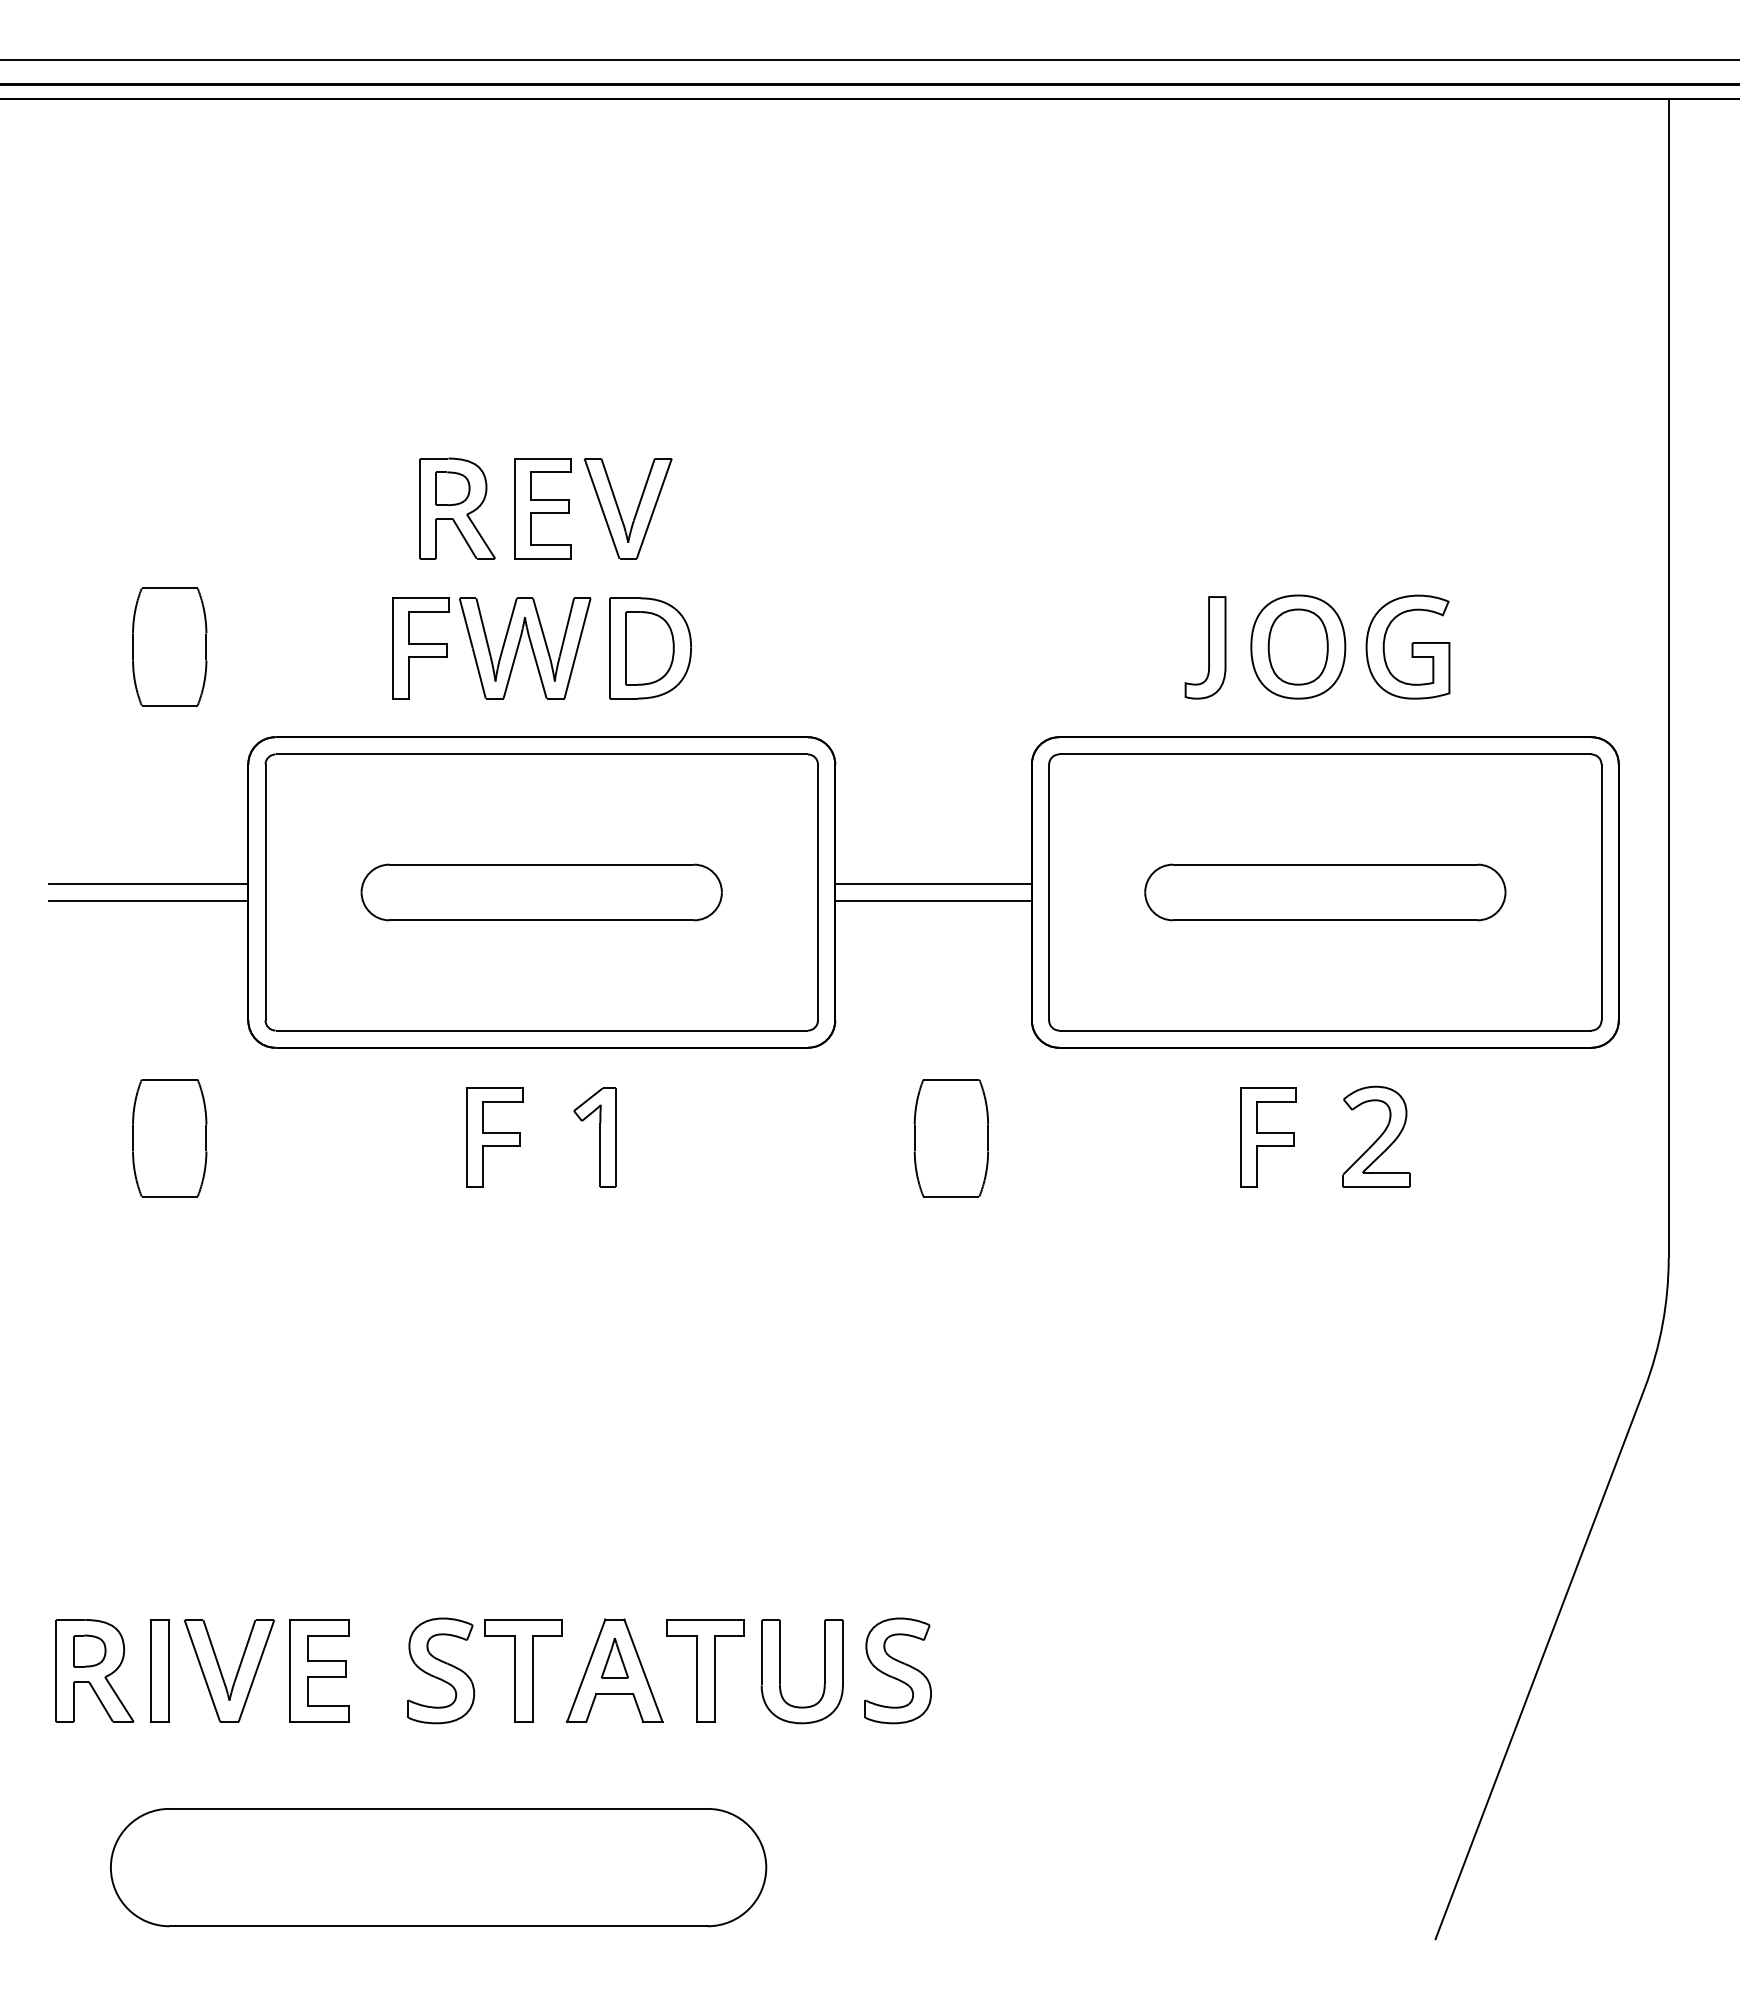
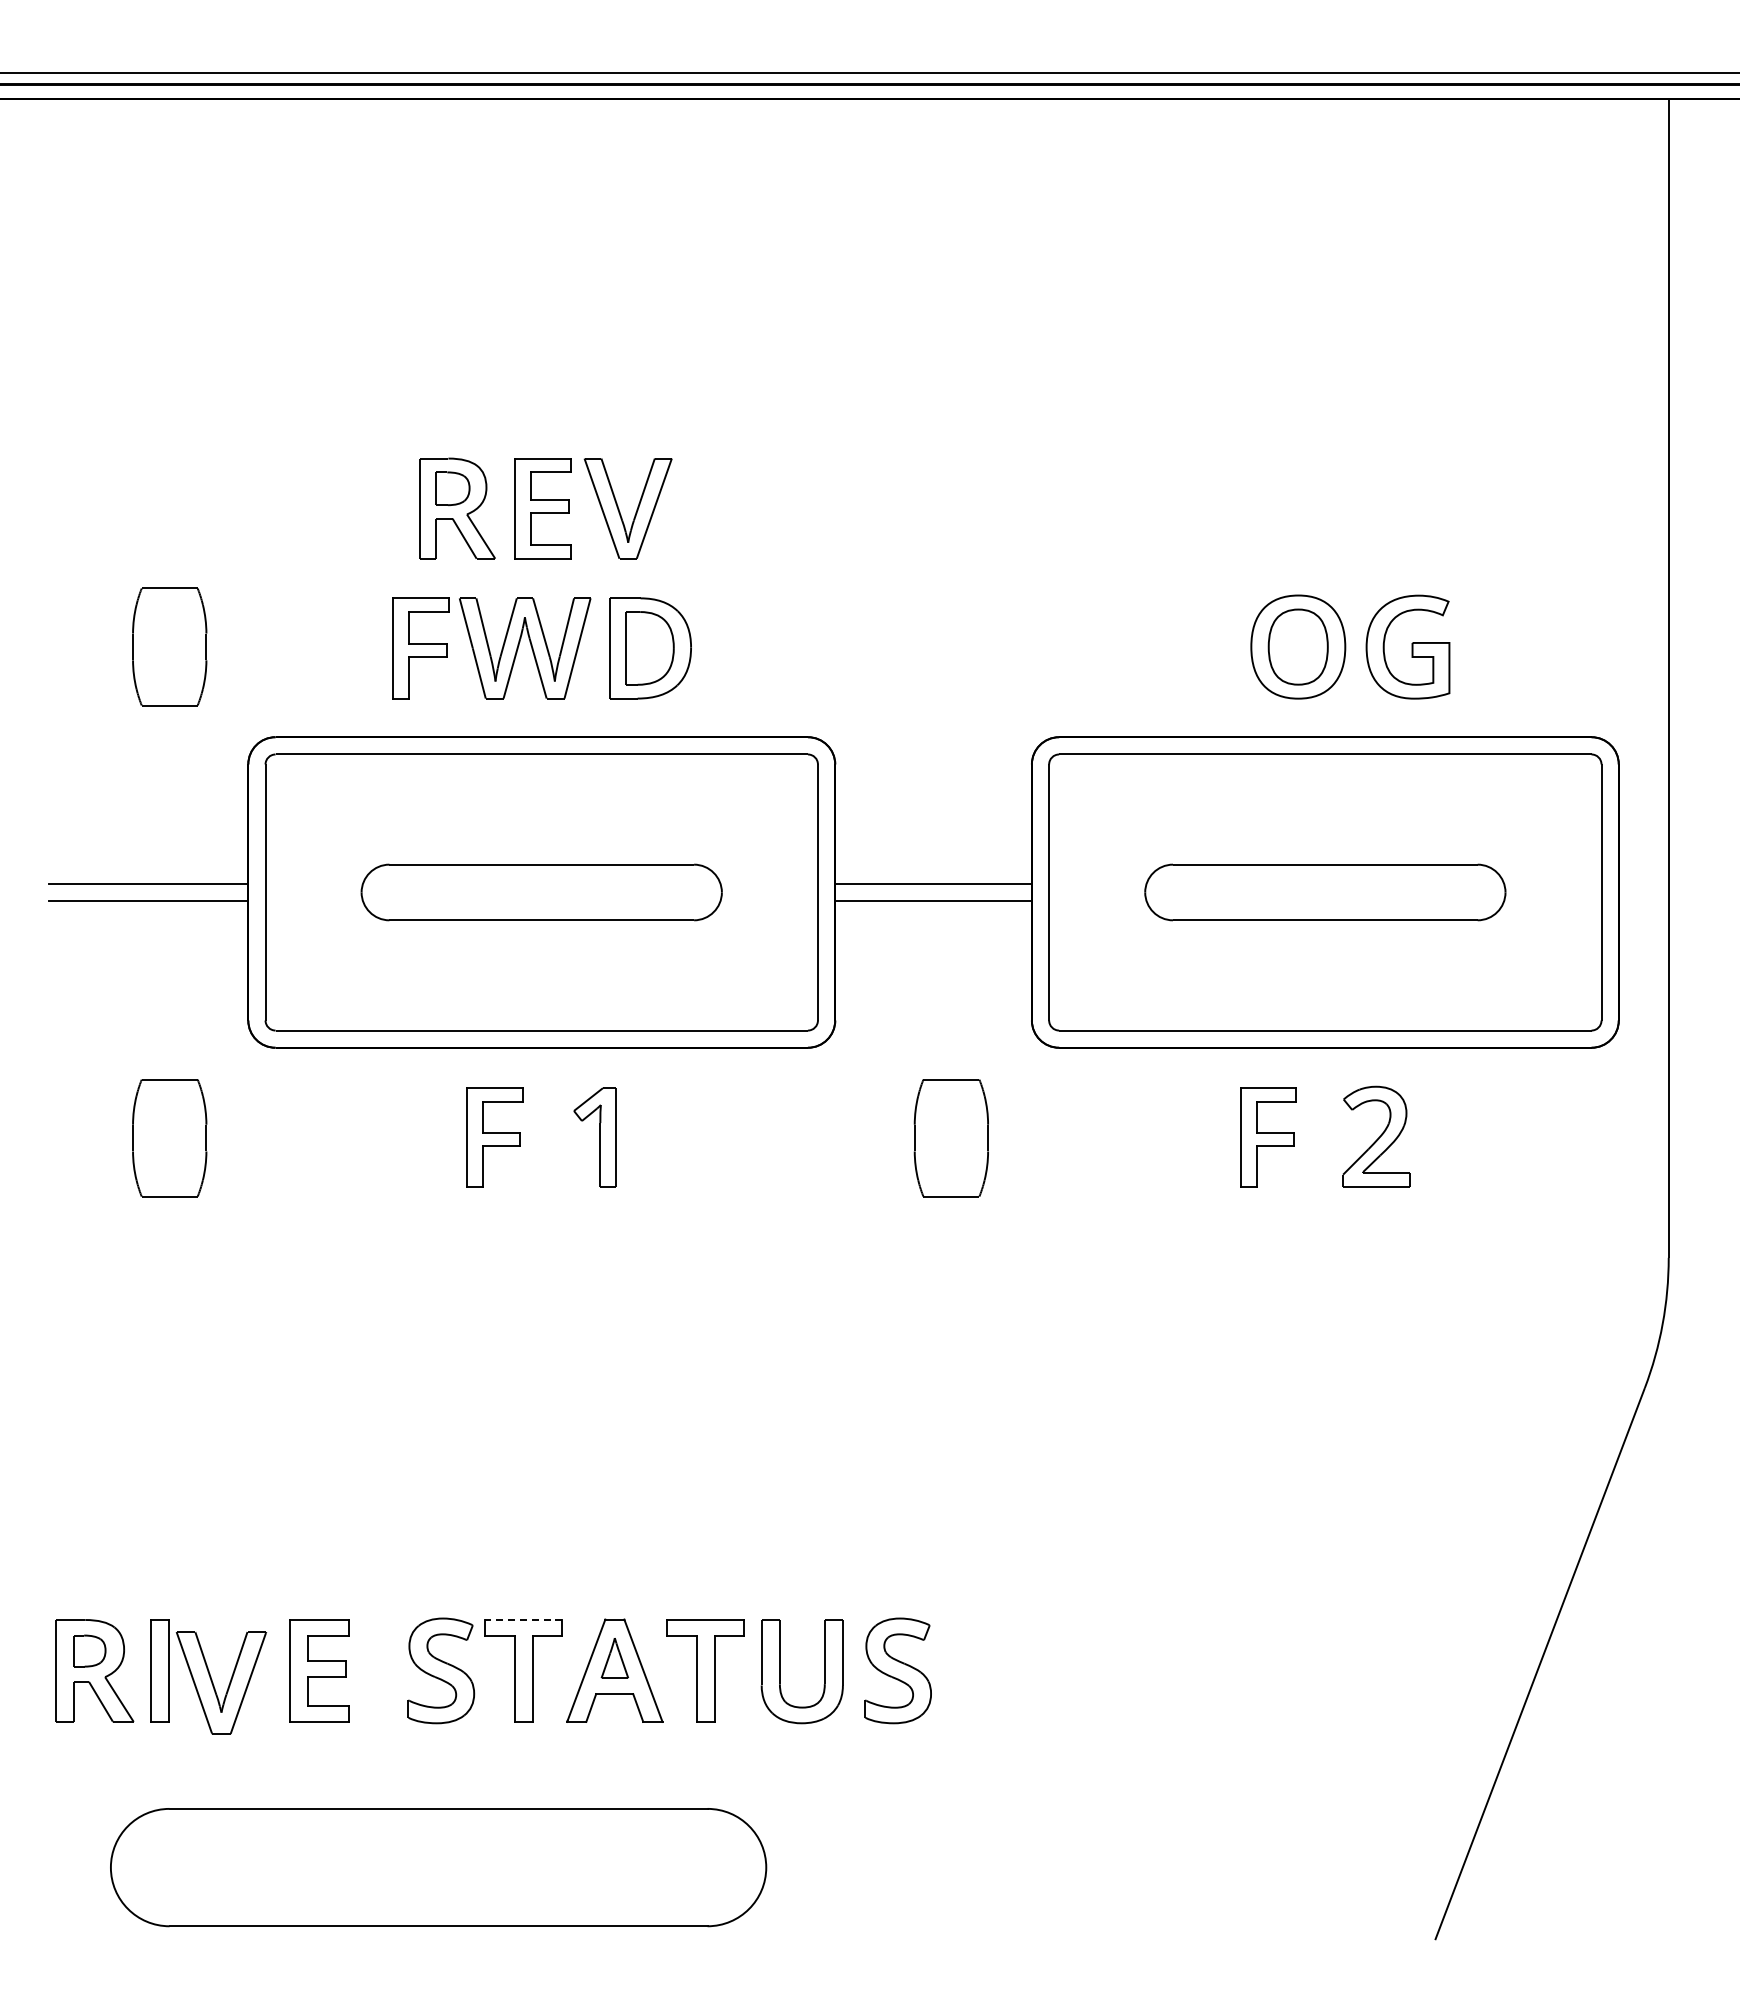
line position: (869, 59) -> (869, 72) (869, 72)
part: present -> none (1205, 647)
line: solid -> dashed (523, 1620)
part position: (236, 1672) -> (228, 1684) (228, 1684)
